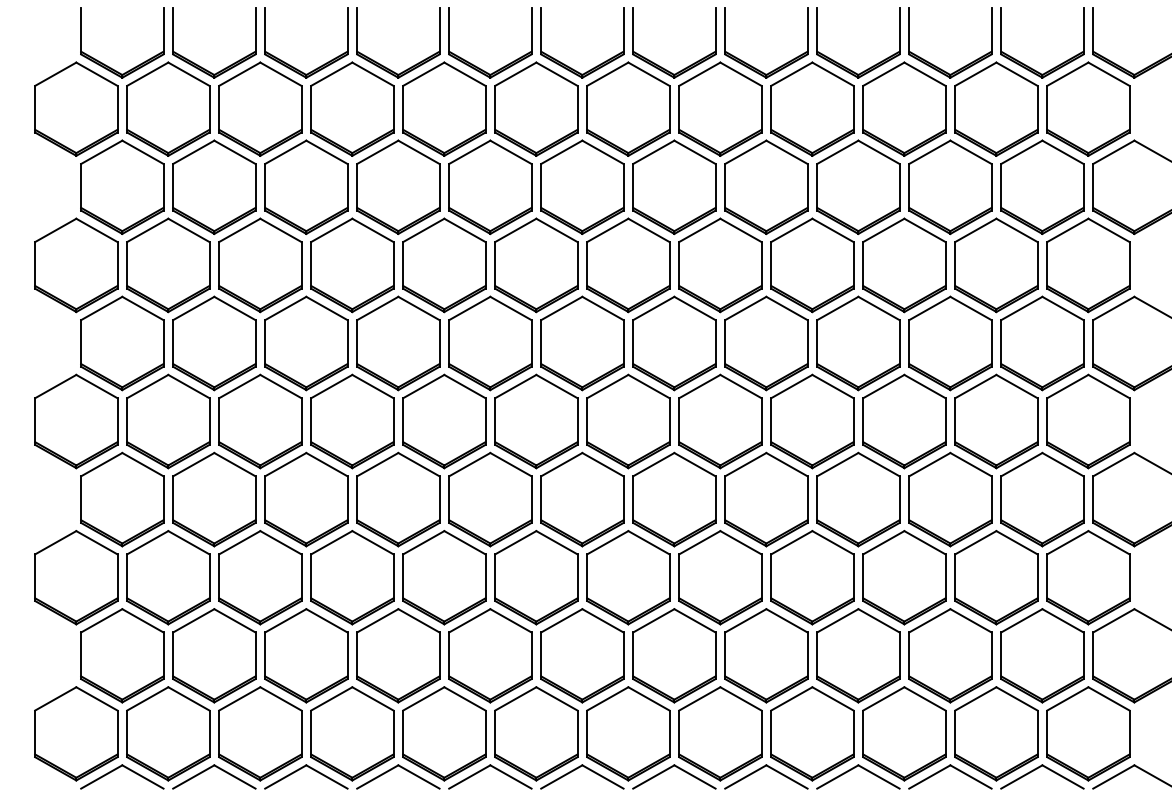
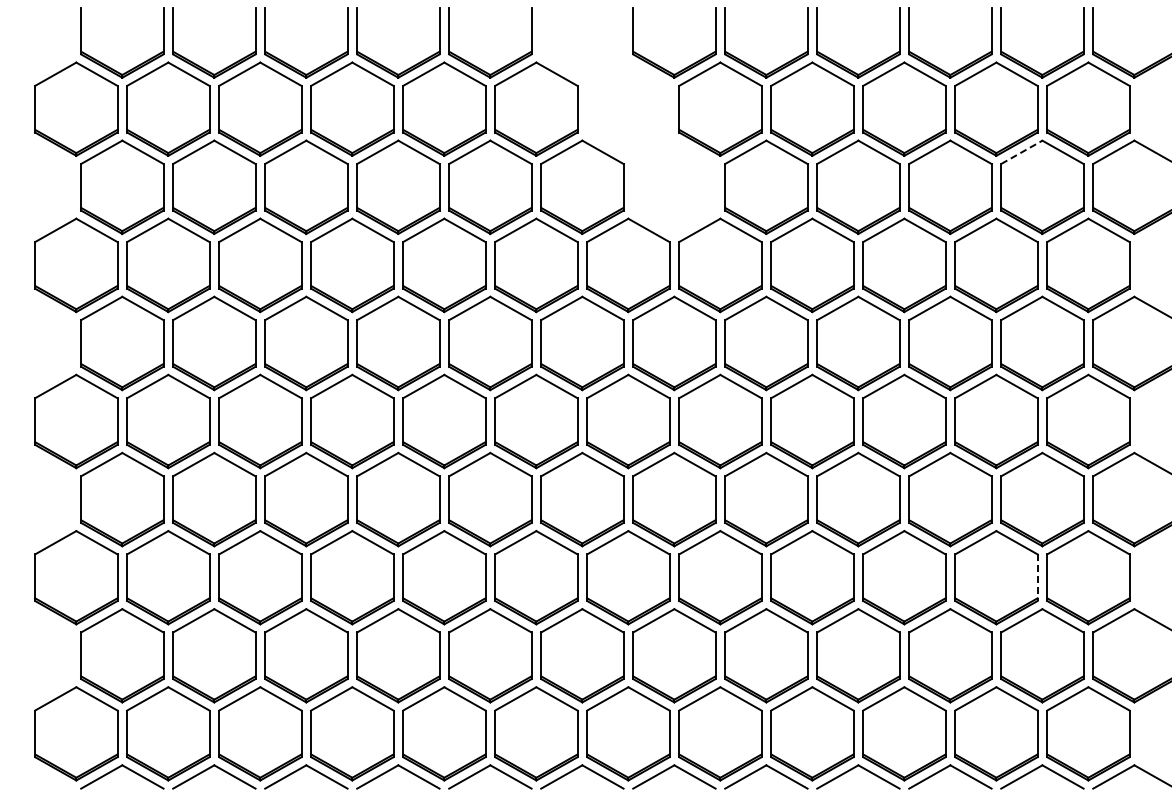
part: present -> none (628, 120)
line: solid -> dashed (1021, 152)
line: solid -> dashed (1037, 578)
